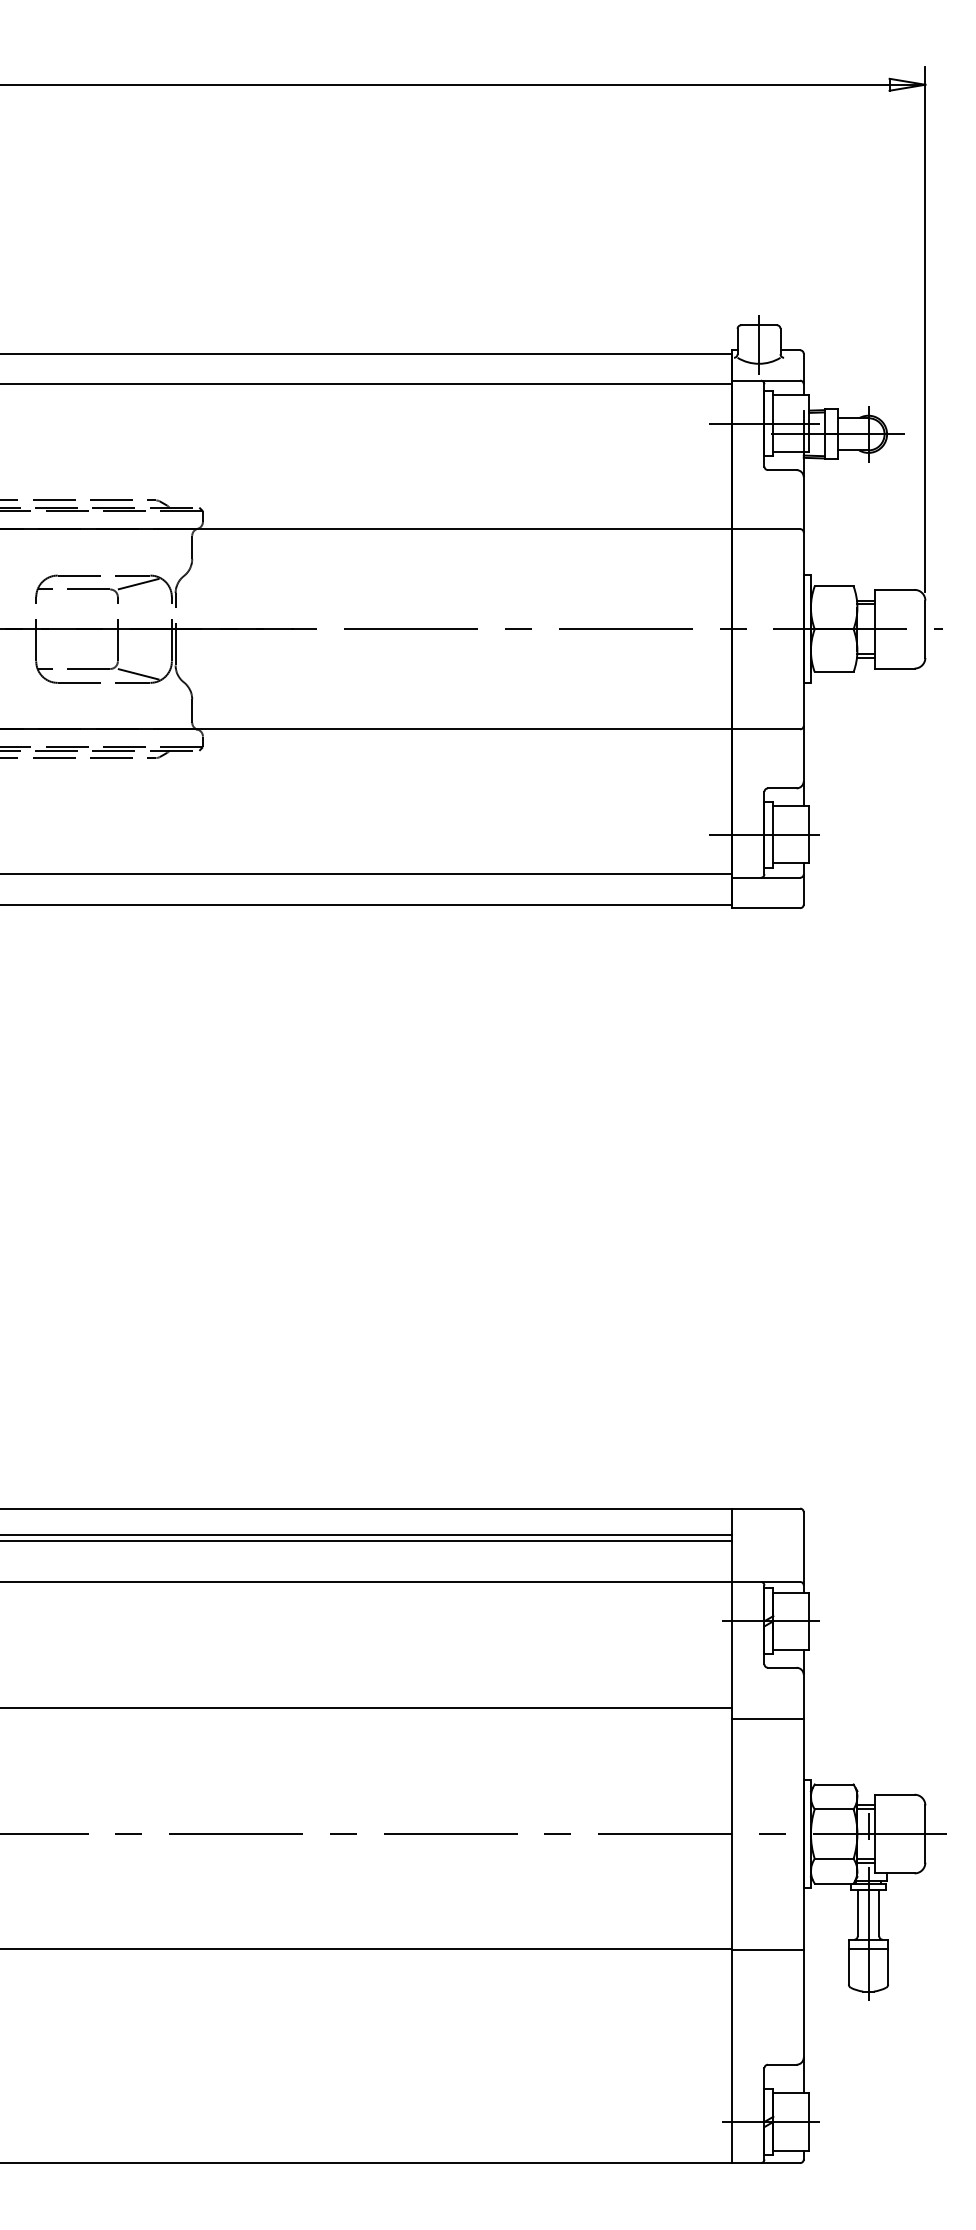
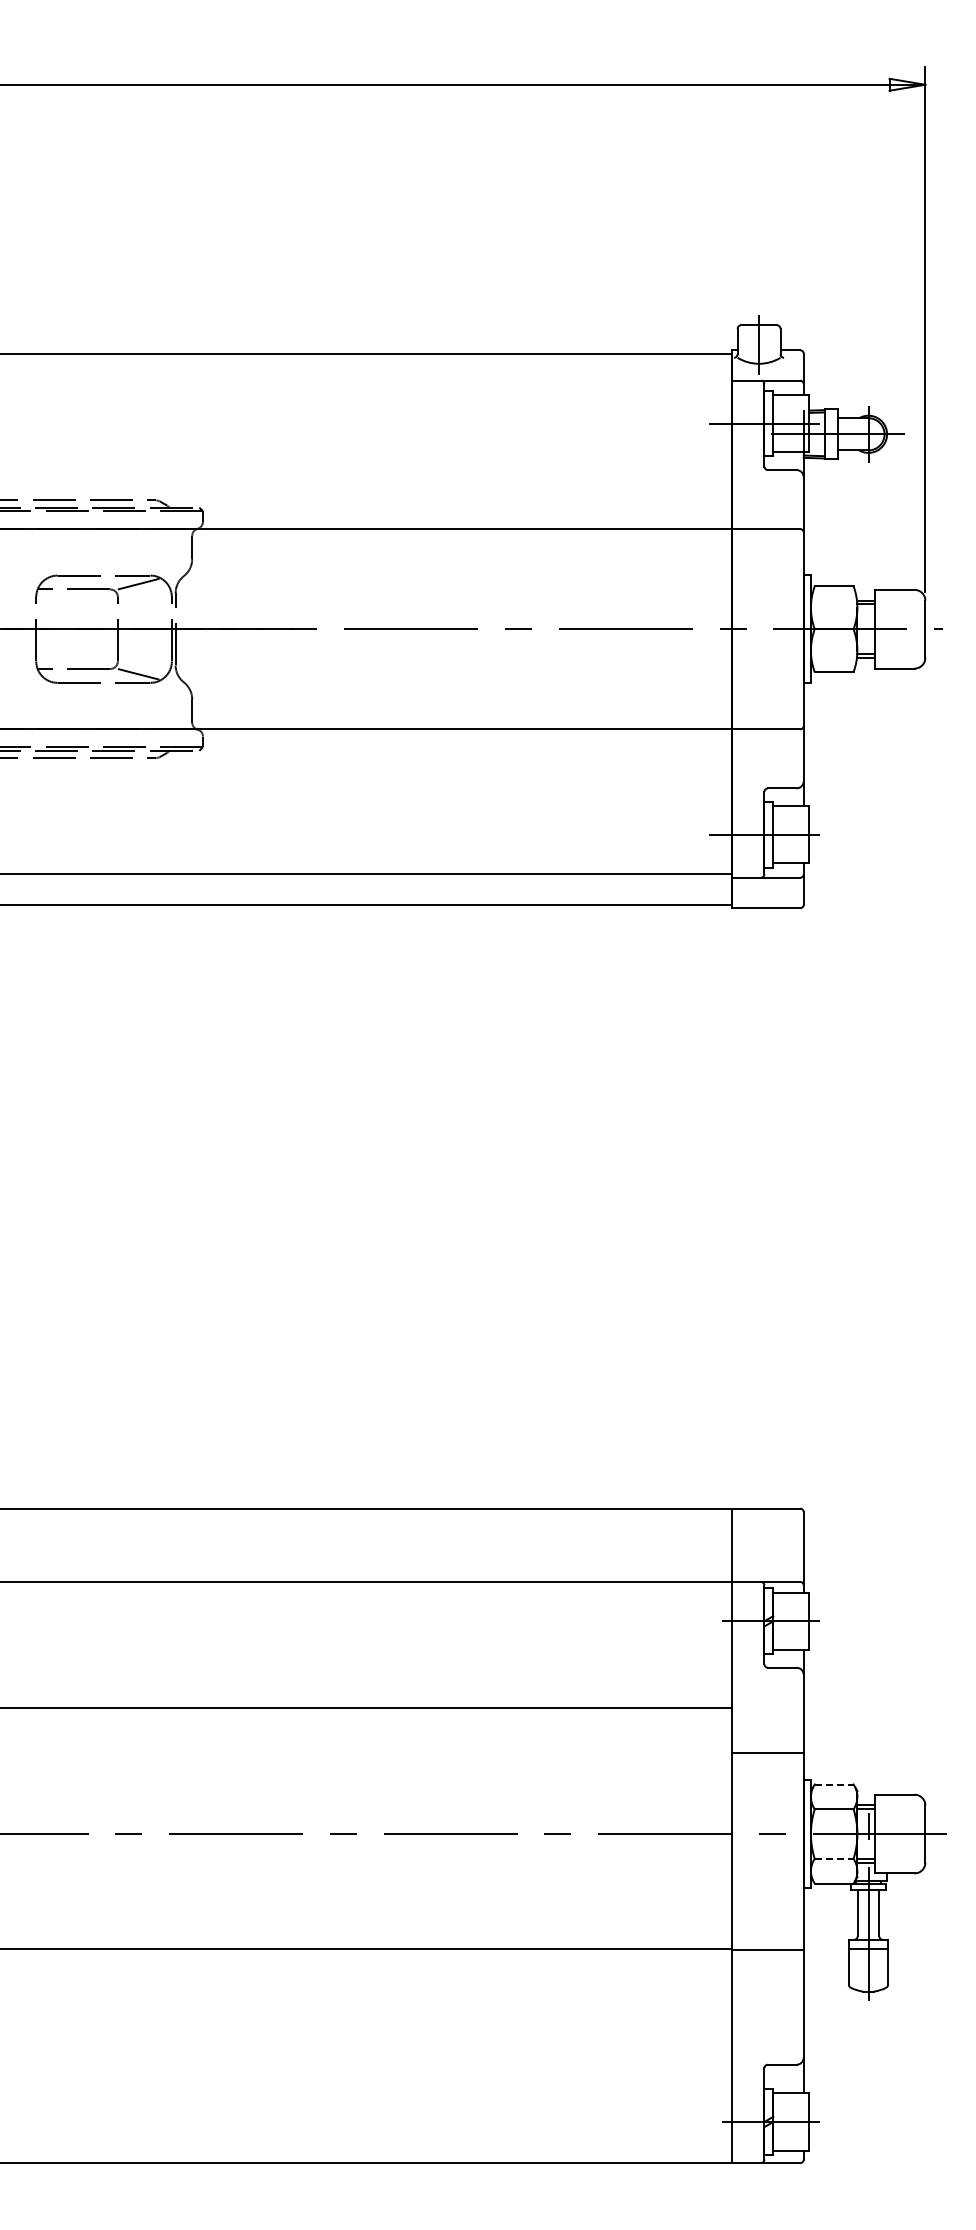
line: present -> none (367, 384)
line: present -> none (367, 1535)
line: present -> none (367, 1540)
line position: (767, 1718) -> (767, 1752) (767, 1752)
line: solid -> dashed (834, 1784)
line: solid -> dashed (834, 1858)
